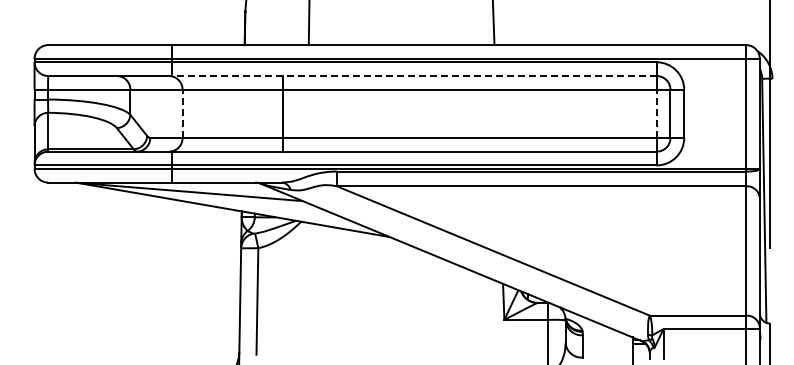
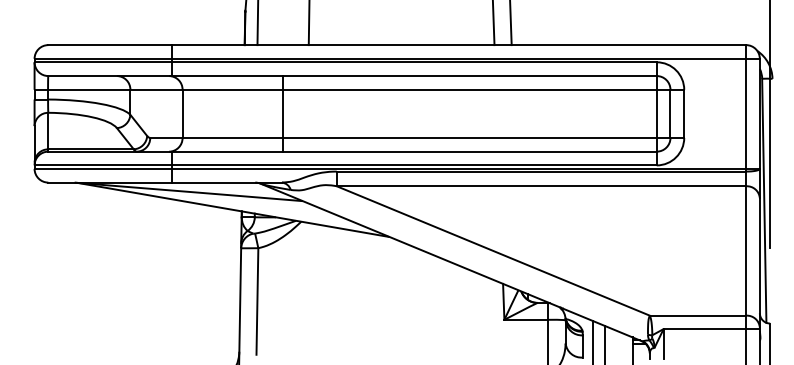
line: none -> present (257, 23)
line: none -> present (510, 23)
line: dashed -> solid (413, 76)
line: dashed -> solid (182, 113)
line: dashed -> solid (656, 113)
line: none -> present (592, 340)
line: none -> present (605, 342)
